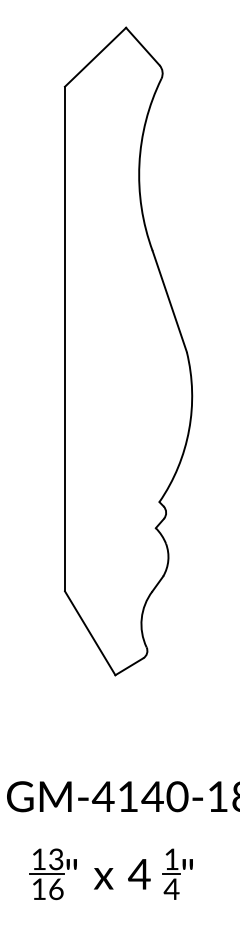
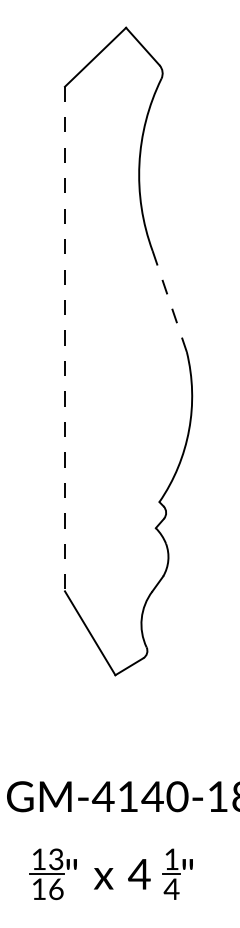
line: solid -> dashed (169, 301)
line: solid -> dashed (64, 339)
